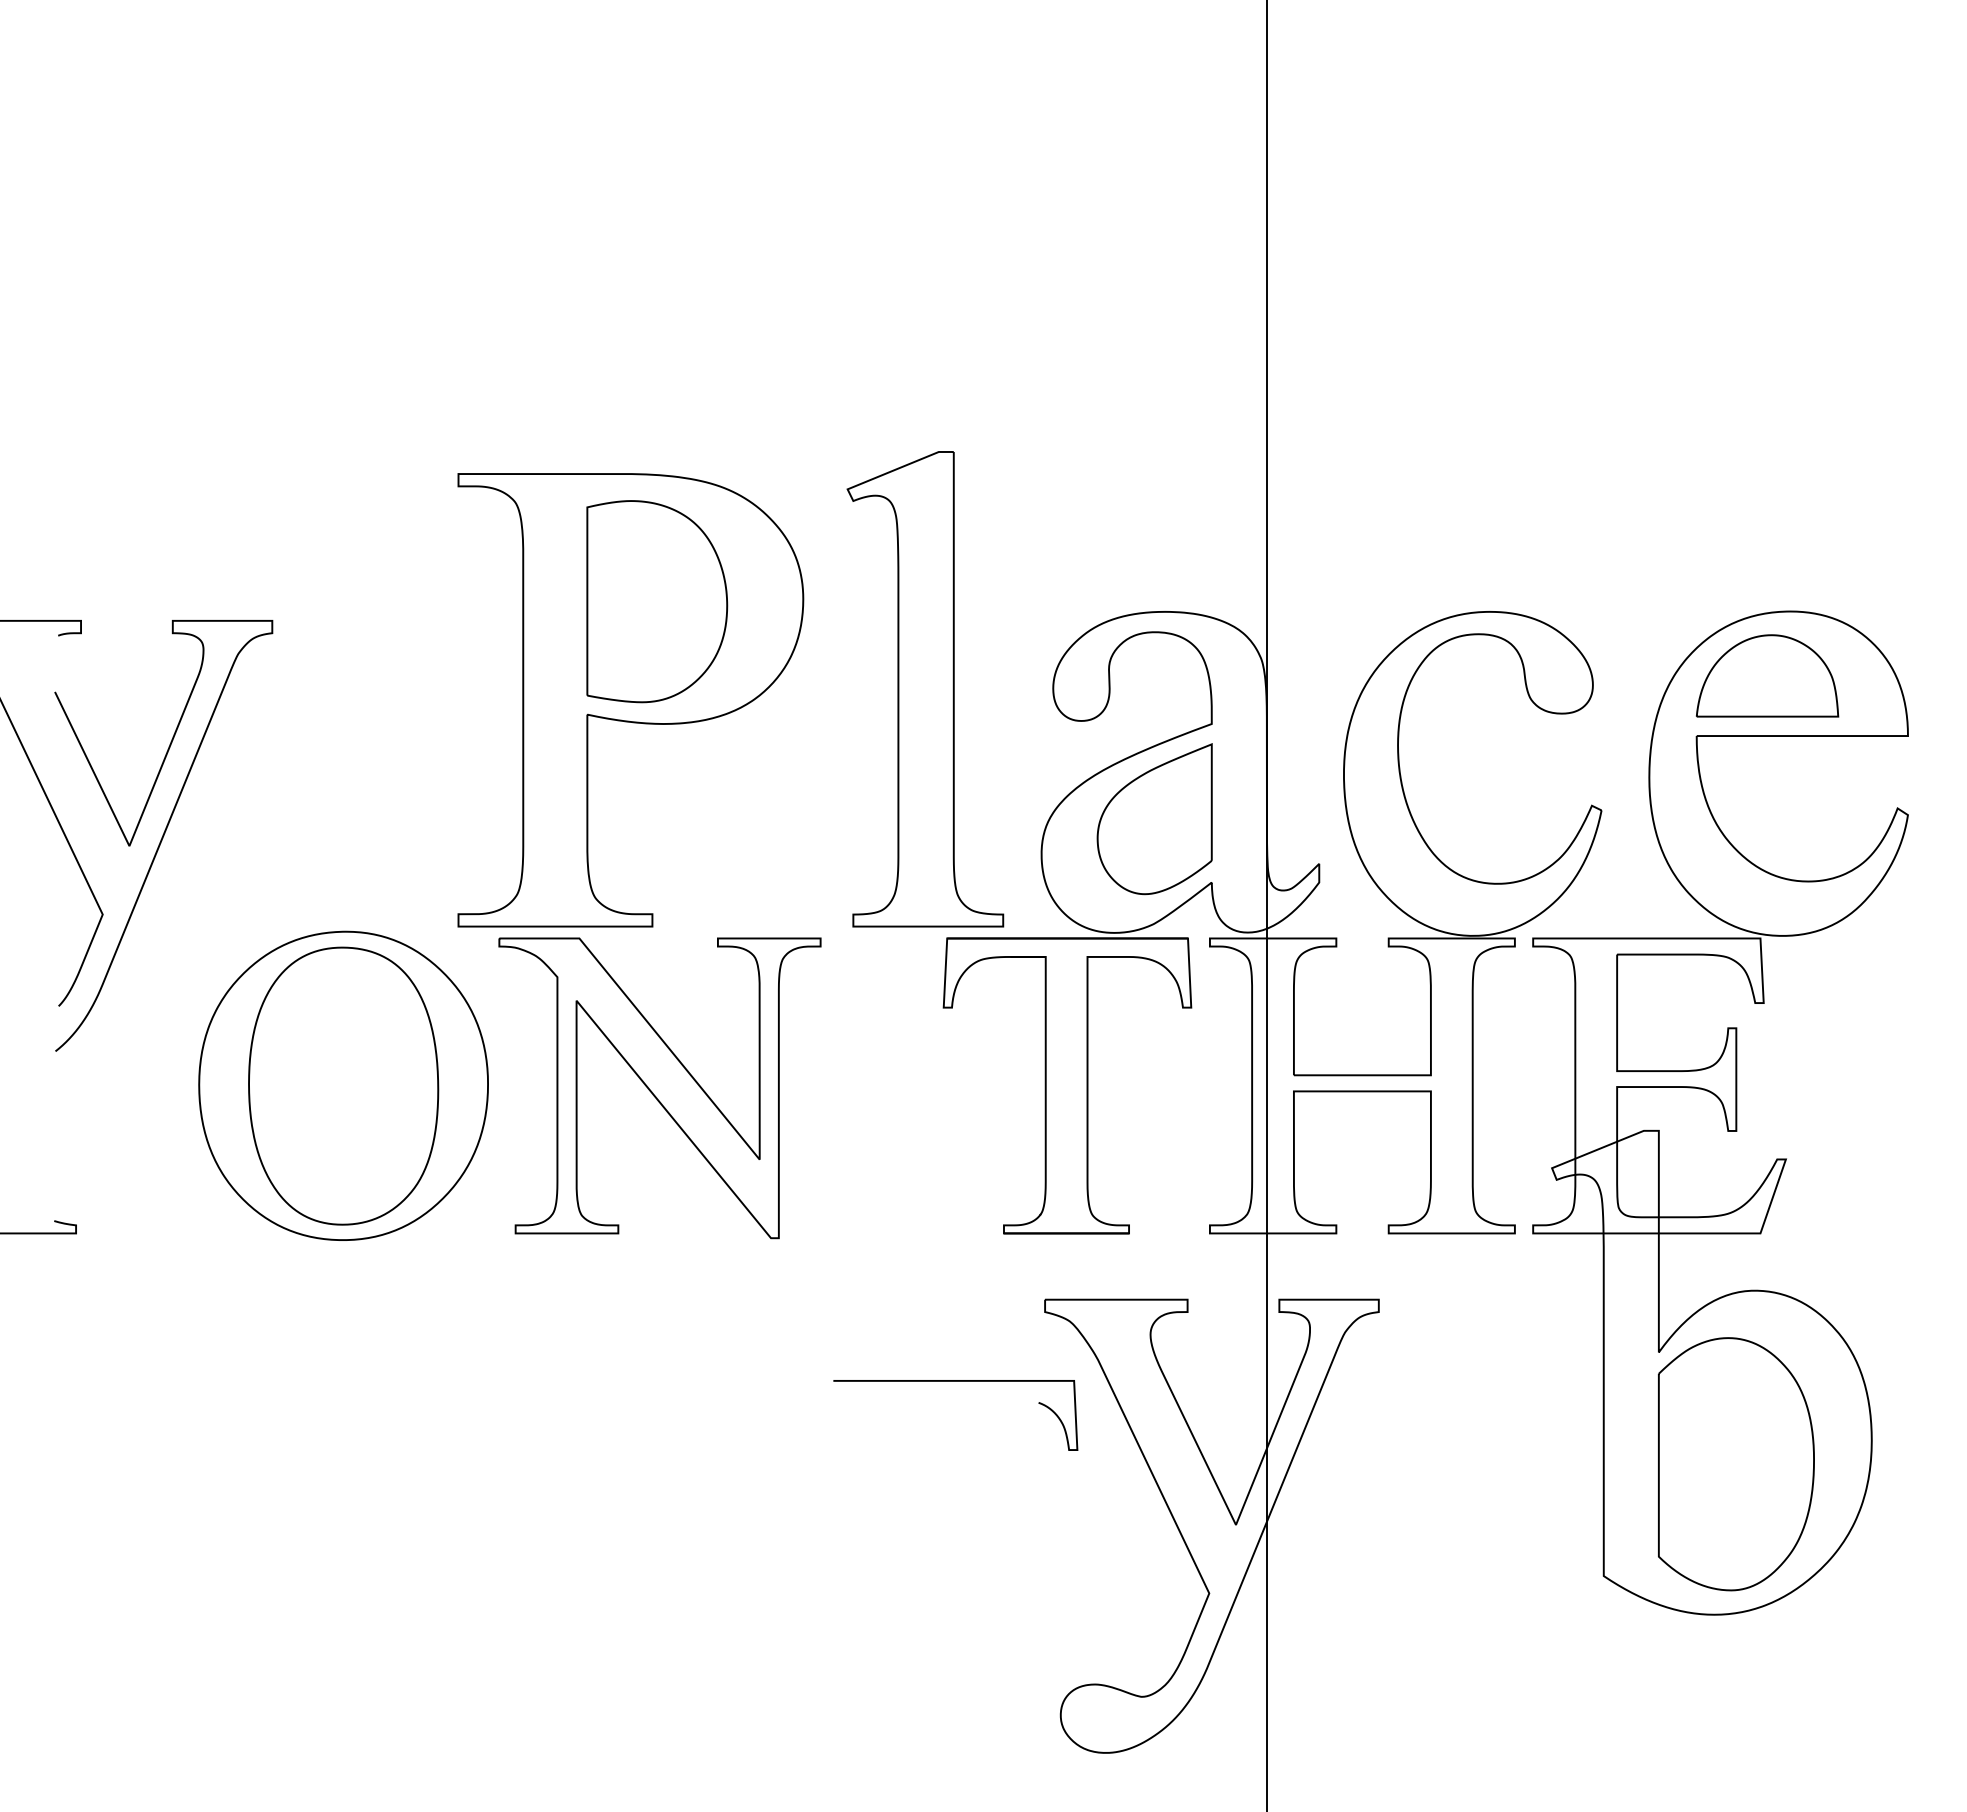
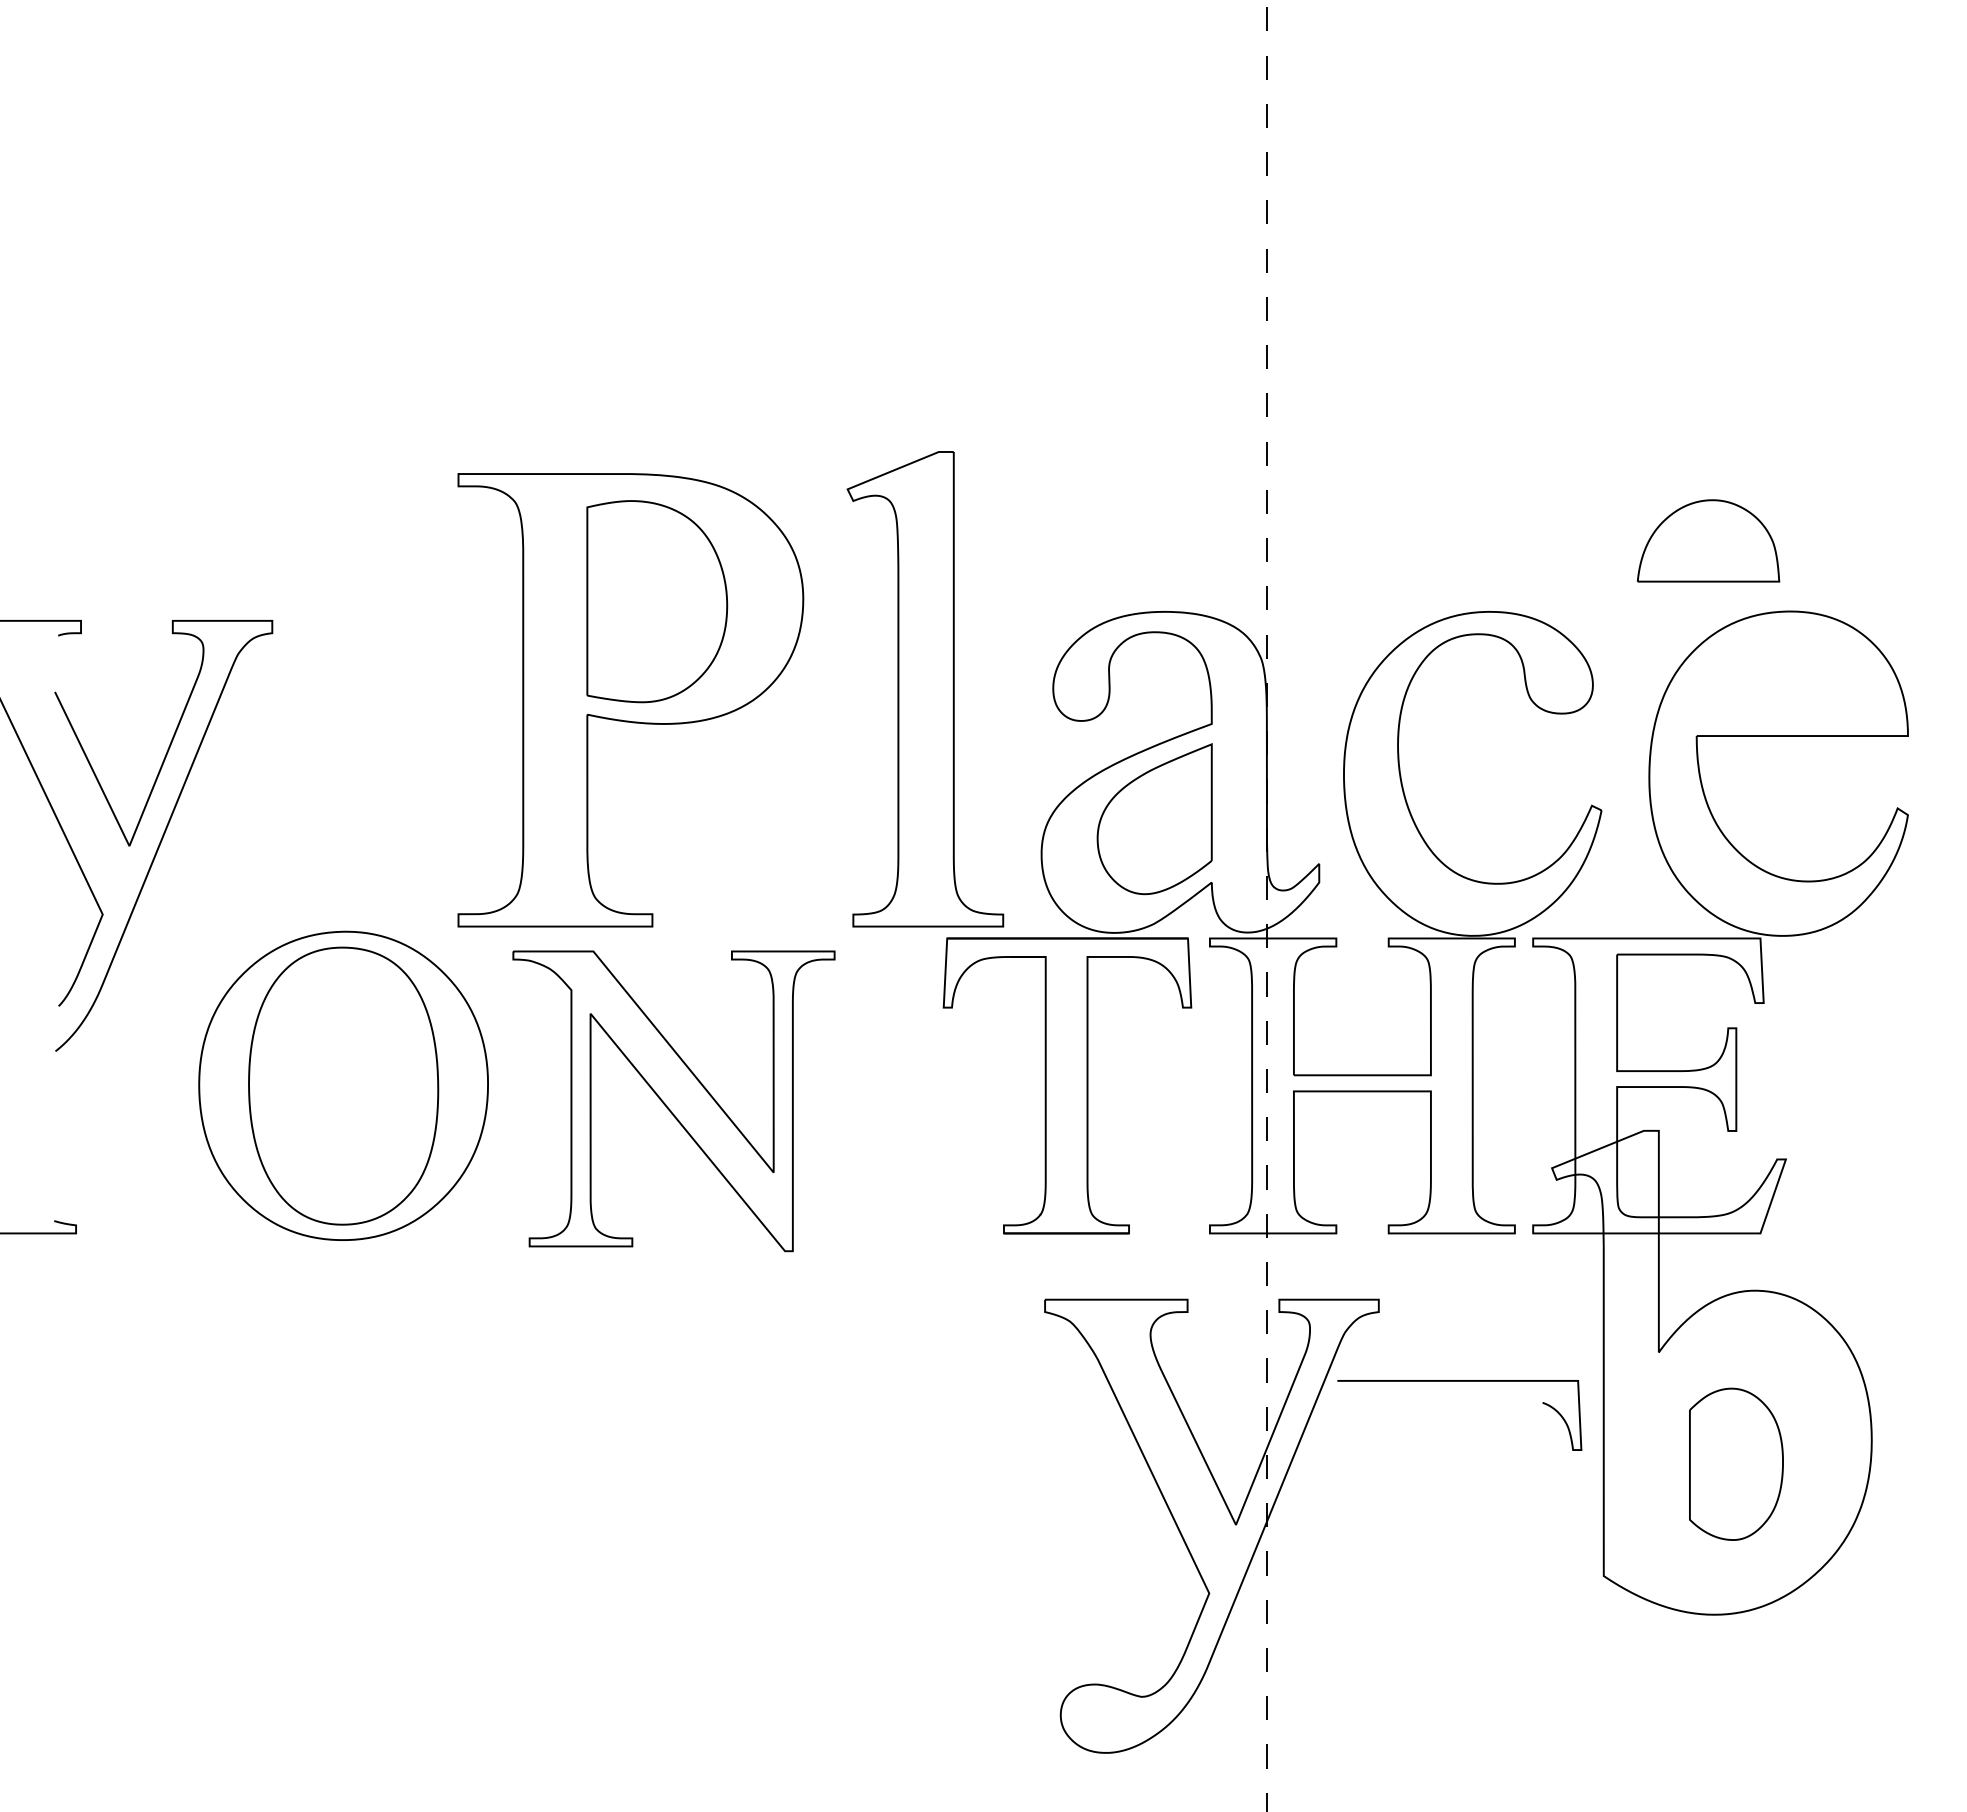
part position: (1767, 675) -> (1708, 540) (1708, 540)
line: solid -> dashed (1267, 905)
part position: (659, 1088) -> (673, 1101) (673, 1101)
curve position: (955, 1381) -> (1459, 1381) (1459, 1381)
part size: 157x255 px -> 95x154 px (1736, 1463)
